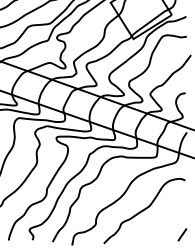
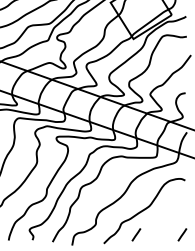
line: none -> present (136, 234)
